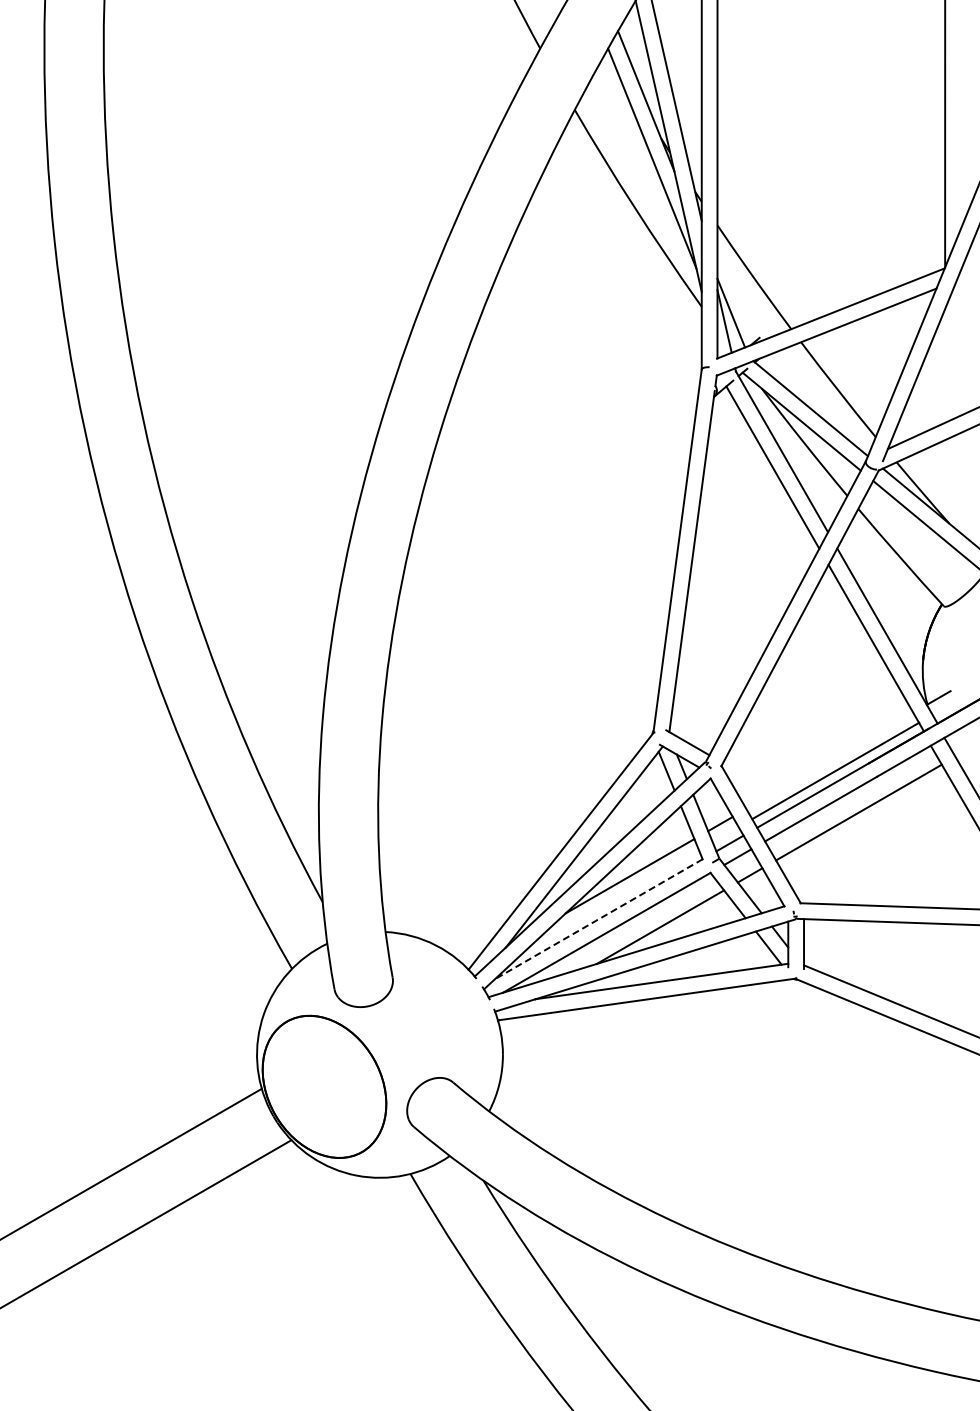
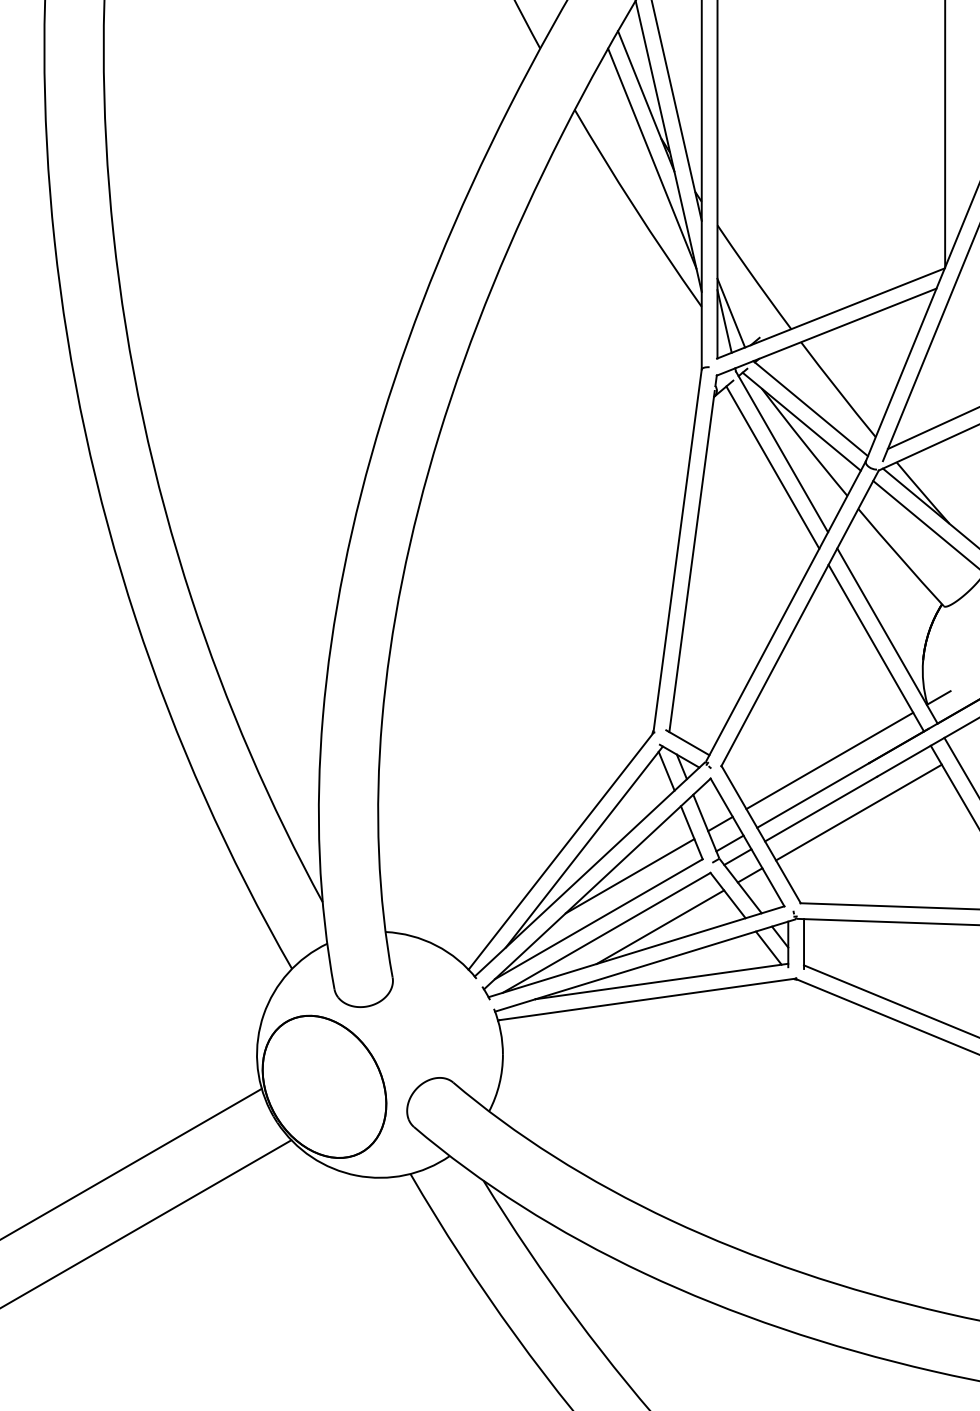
line position: (835, 770) -> (829, 760) (829, 760)
line: dashed -> solid (598, 919)
